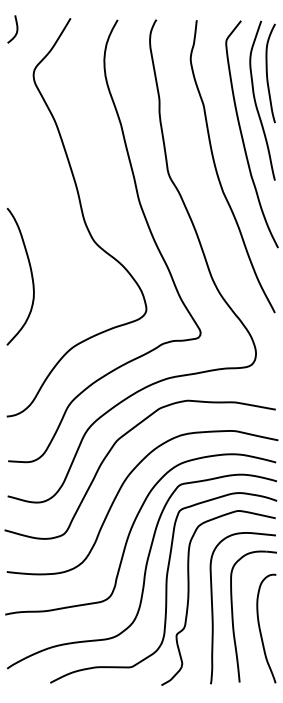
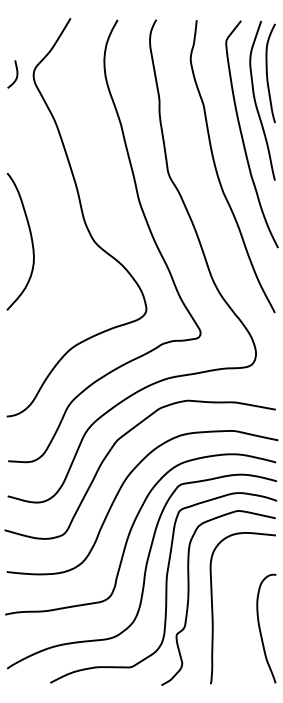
curve position: (16, 29) -> (16, 74) (16, 74)
curve position: (30, 273) -> (30, 238) (30, 238)
part: present -> none (233, 616)
